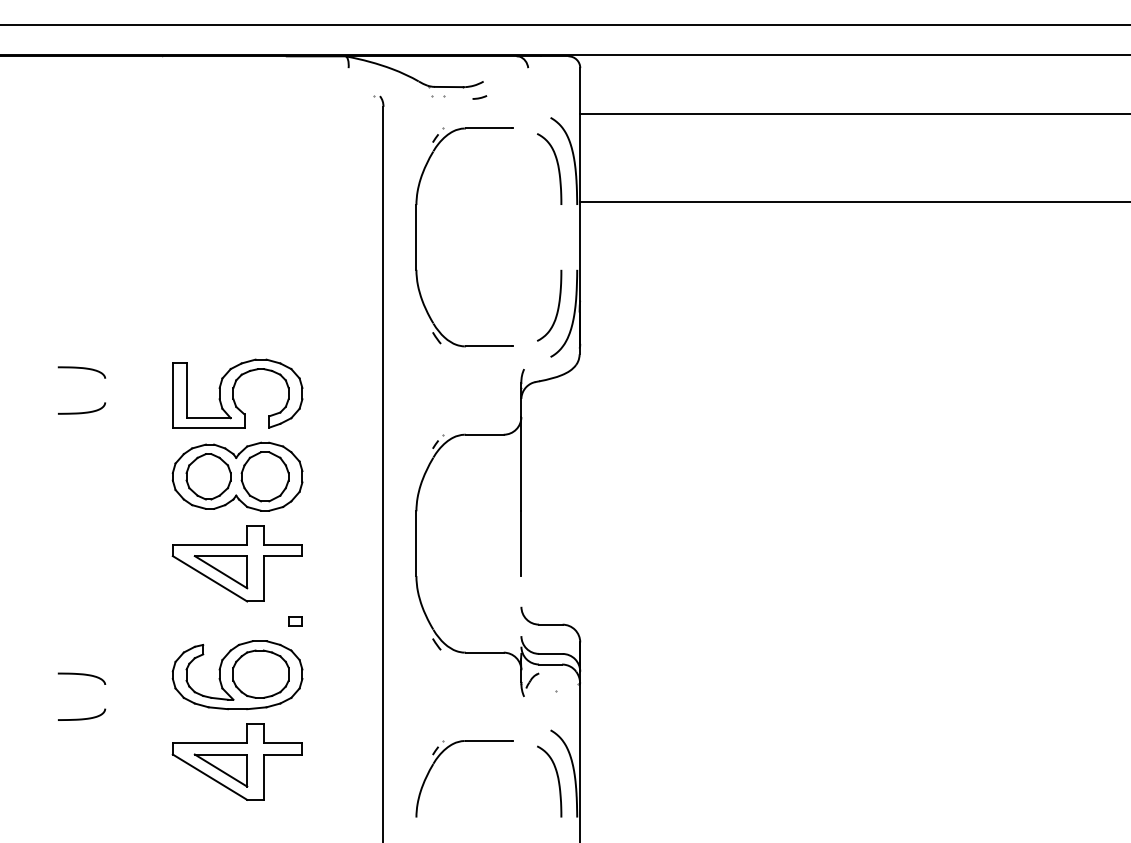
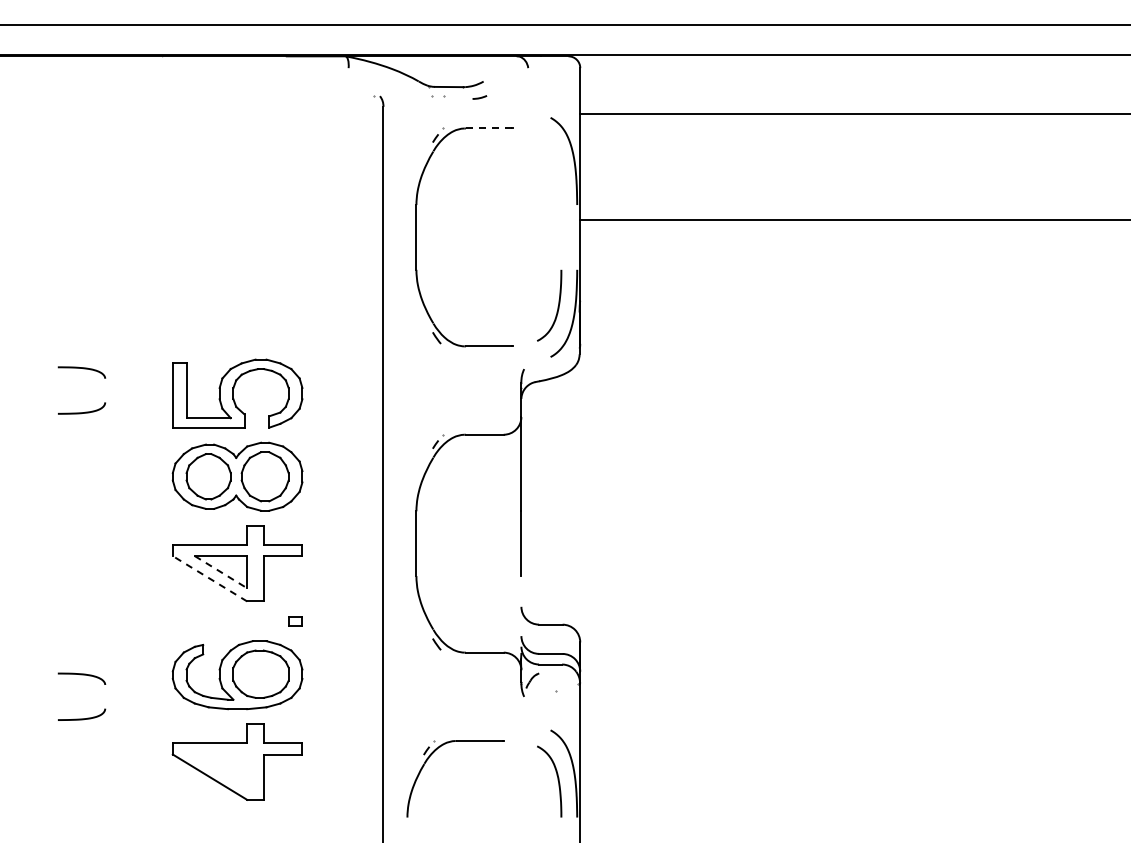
line: solid -> dashed (489, 128)
part: present -> none (557, 168)
line position: (853, 202) -> (853, 220) (853, 220)
line: solid -> dashed (221, 572)
line: solid -> dashed (210, 578)
part position: (438, 758) -> (429, 758) (429, 758)
part: present -> none (220, 770)
